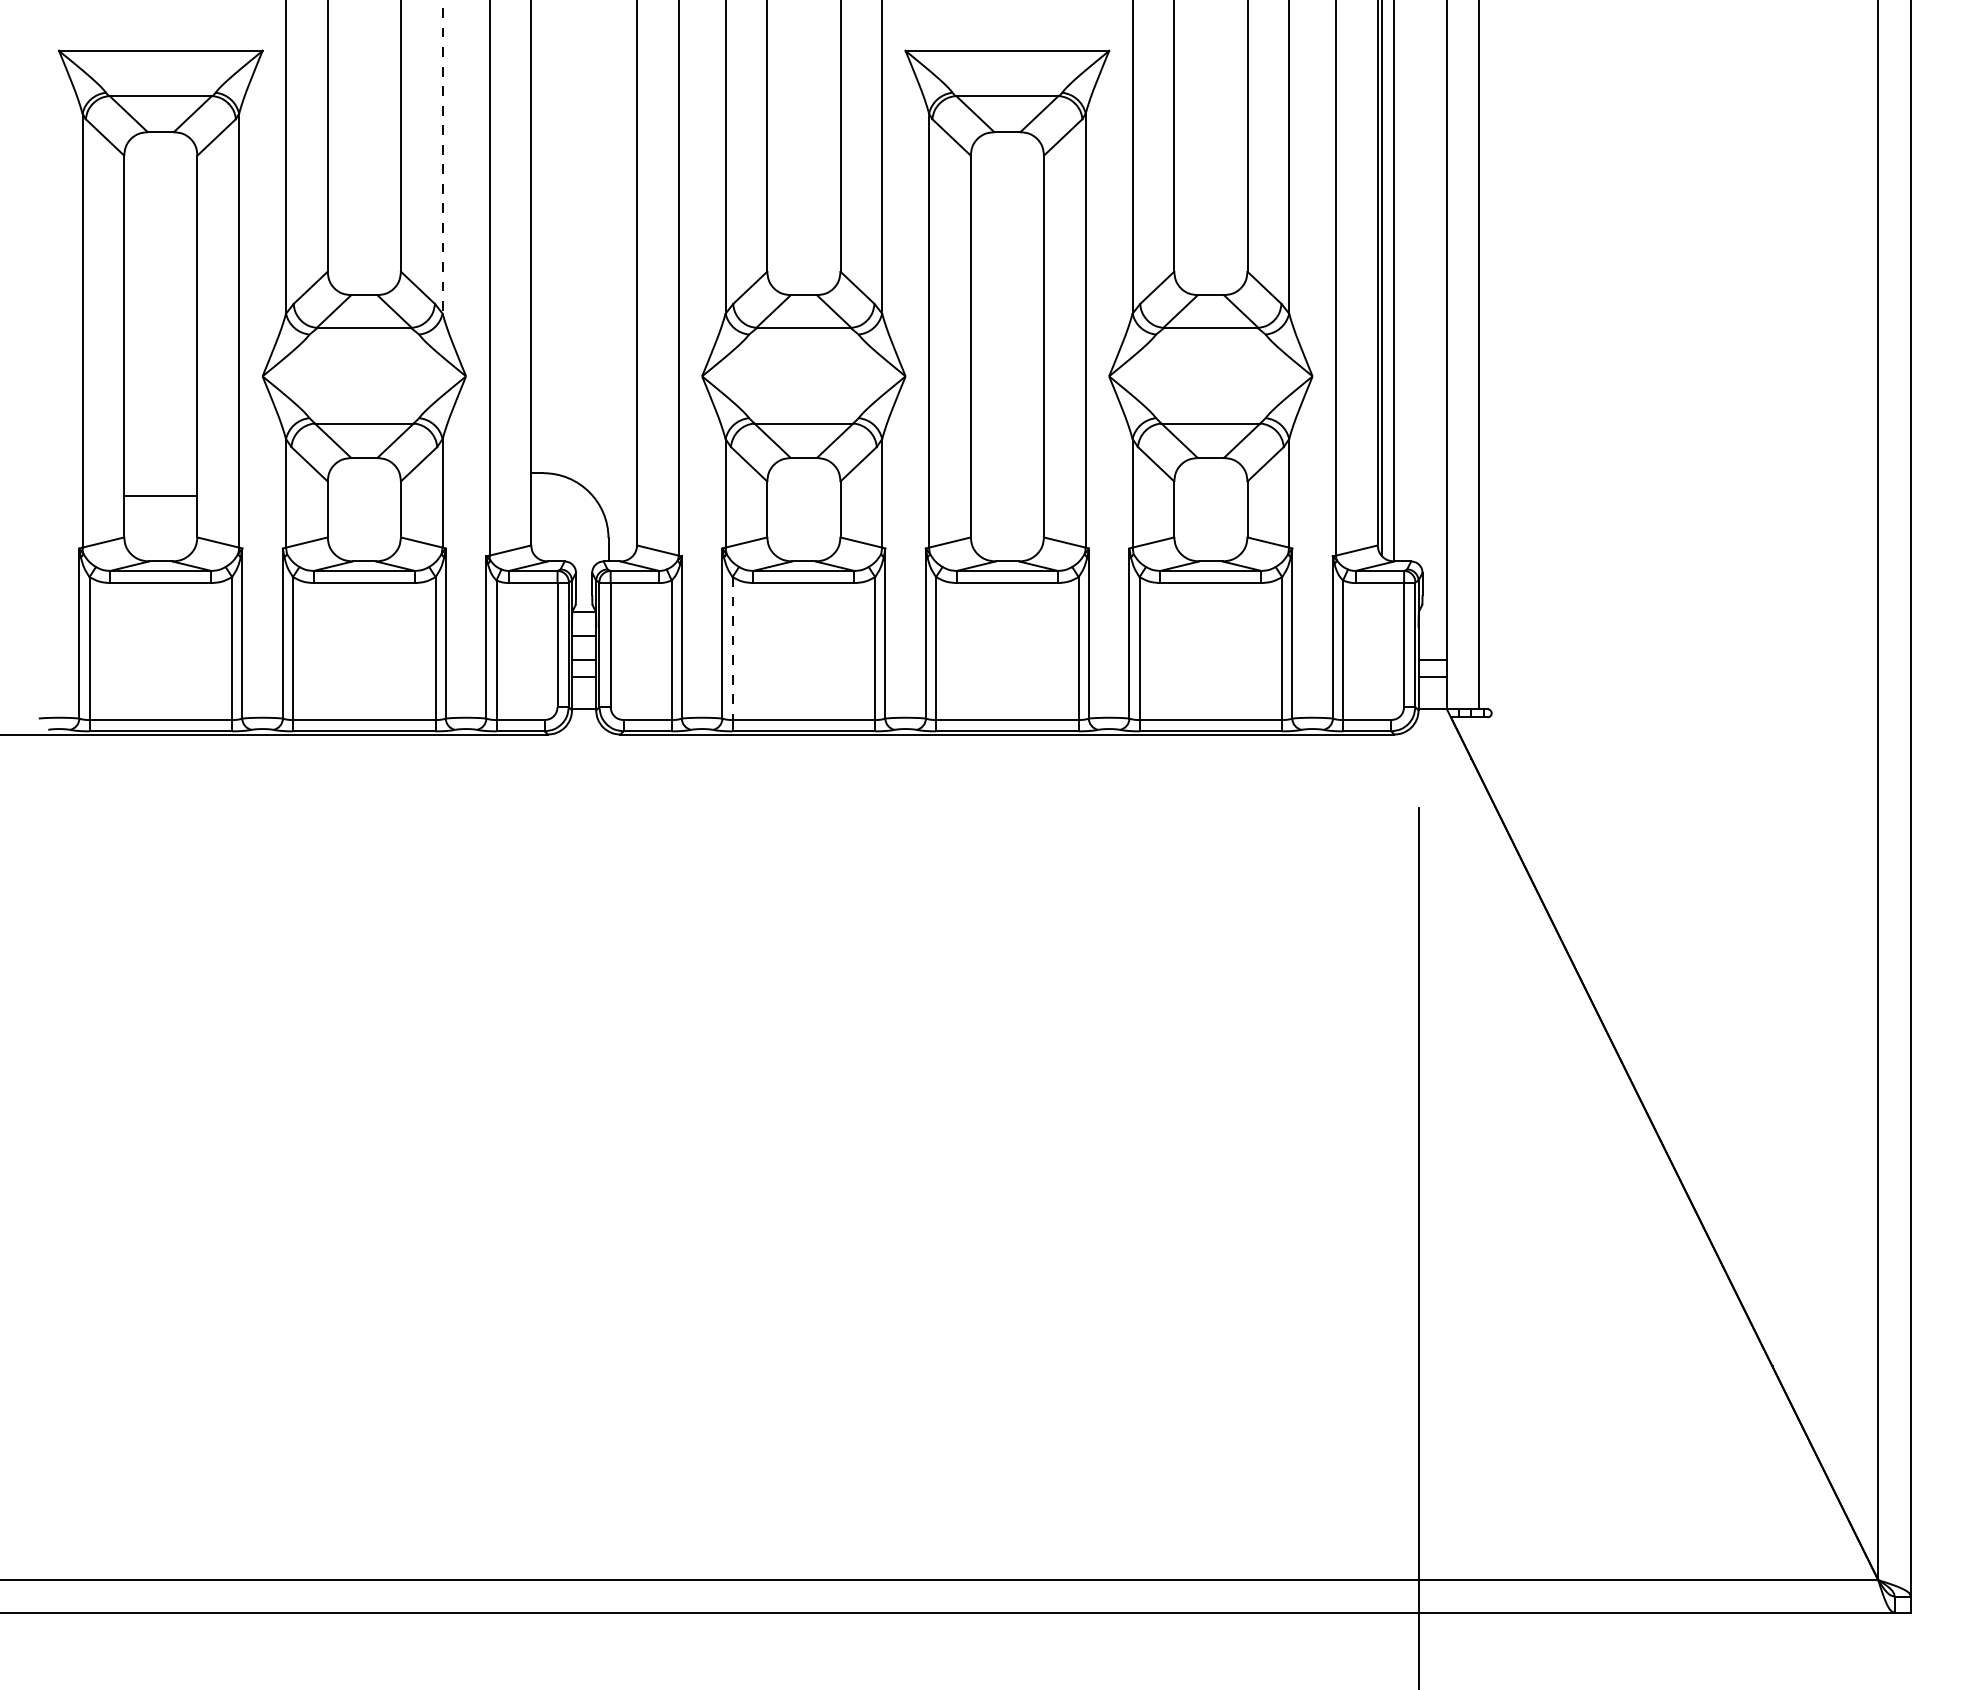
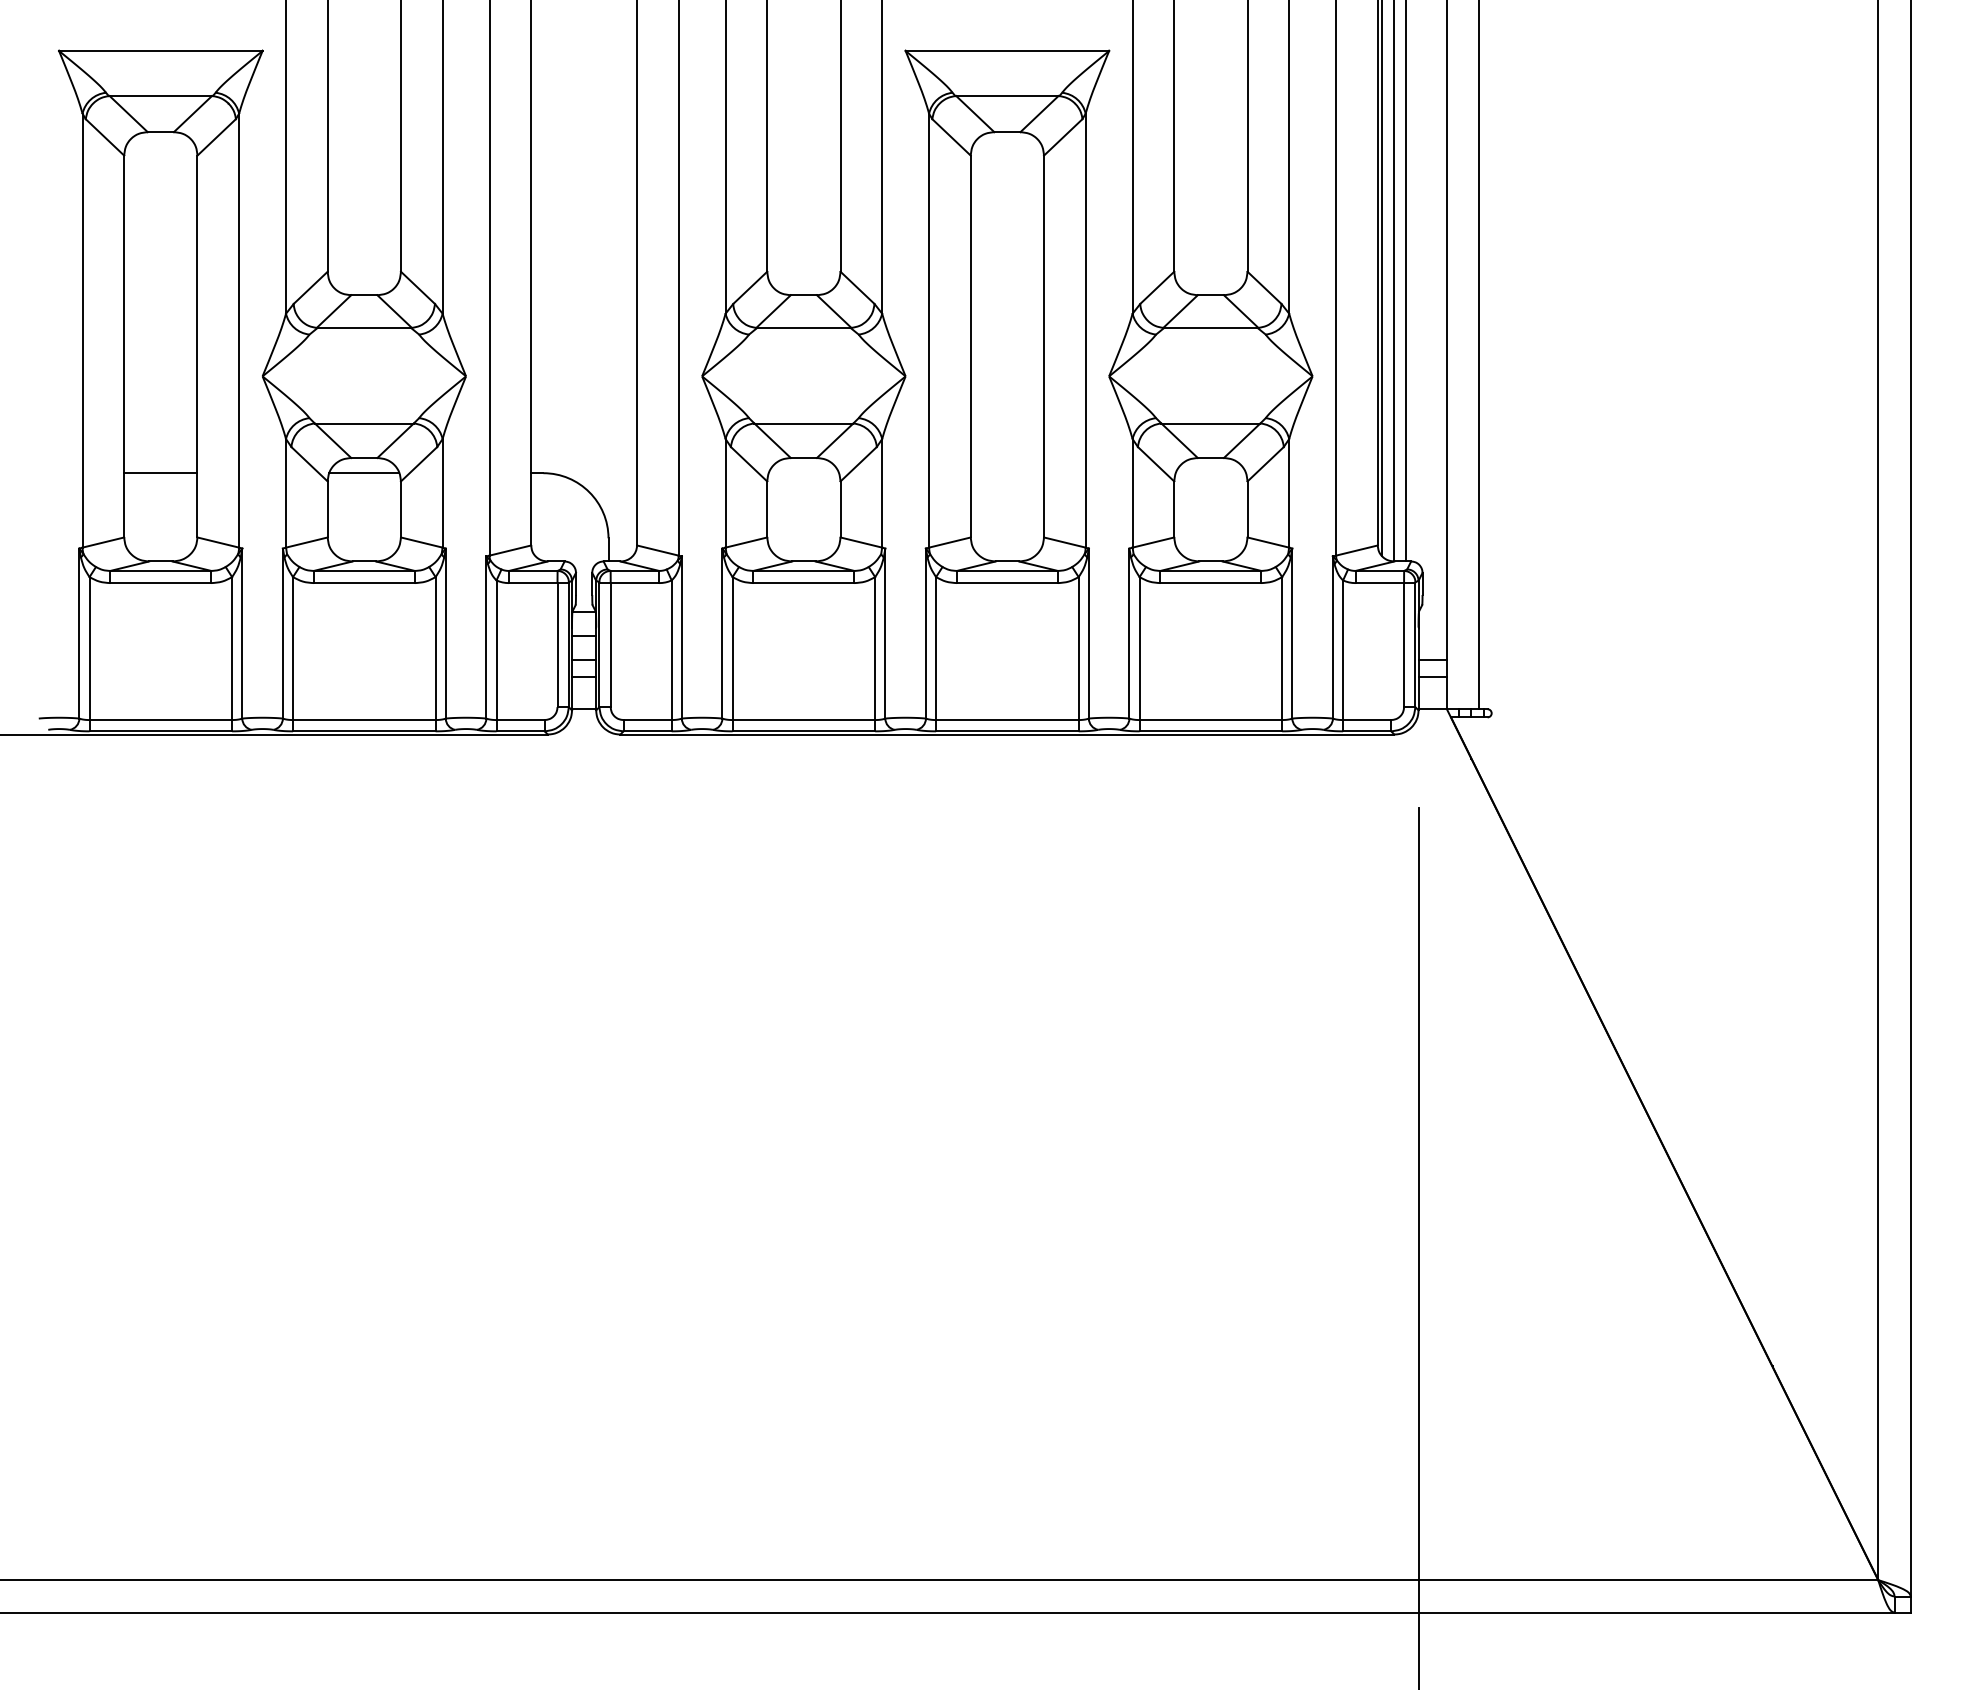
line: dashed -> solid (442, 157)
line: none -> present (1406, 281)
line: none -> present (364, 473)
line position: (160, 496) -> (160, 473) (160, 473)
line: dashed -> solid (732, 649)
